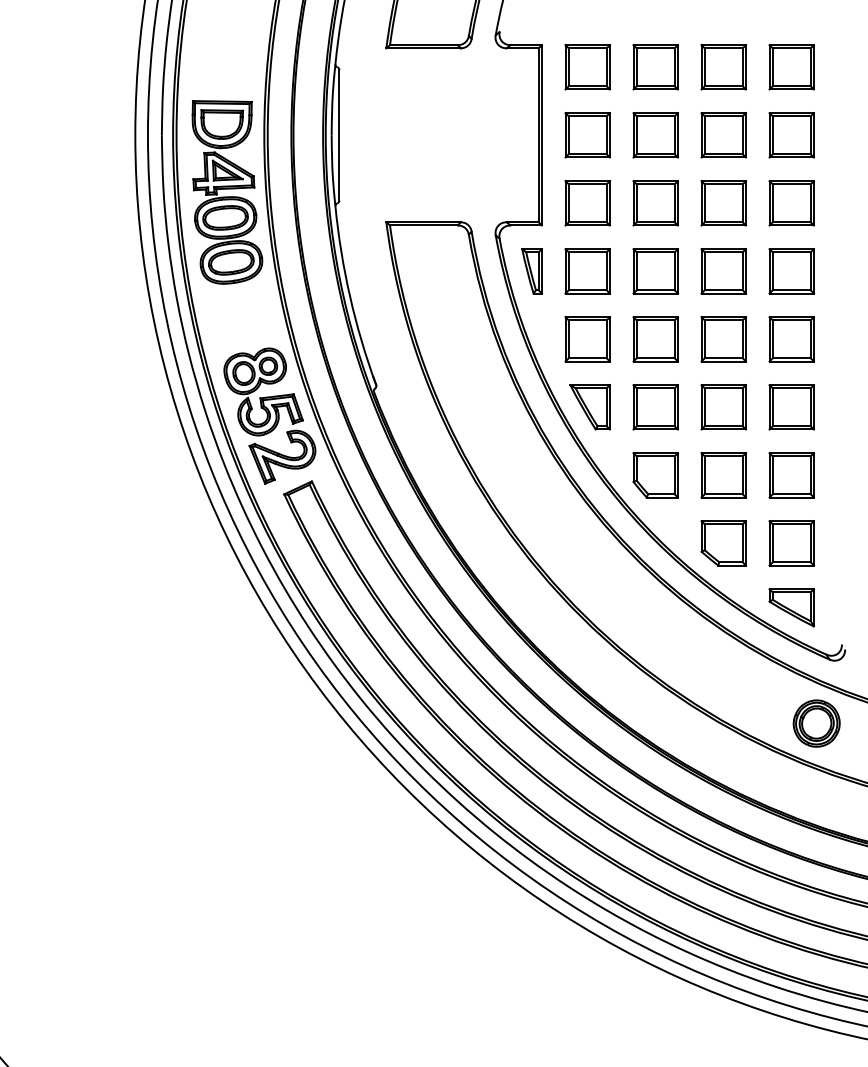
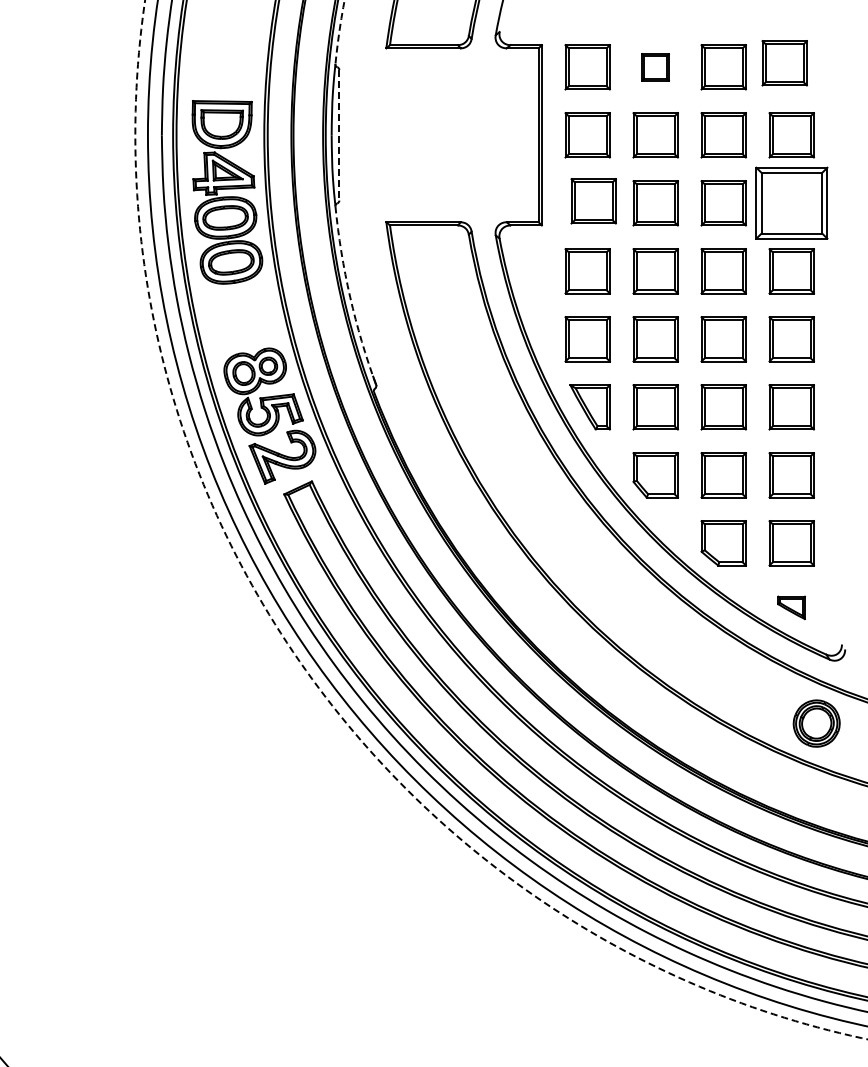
arc: solid -> dashed (339, 32)
part size: 47x47 px -> 29x29 px (655, 67)
part position: (791, 67) -> (784, 63) (784, 63)
line: solid -> dashed (339, 135)
part position: (587, 203) -> (593, 201) (593, 201)
part size: 47x47 px -> 74x74 px (791, 202)
part: present -> none (531, 271)
arc: solid -> dashed (350, 297)
circle: solid -> dashed (501, 519)
part size: 47x40 px -> 29x26 px (791, 607)
